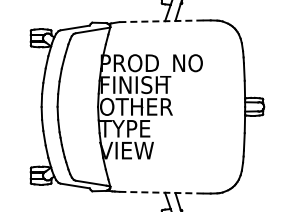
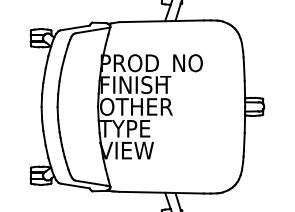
line: dashed -> solid (162, 21)
line: dashed -> solid (162, 192)
